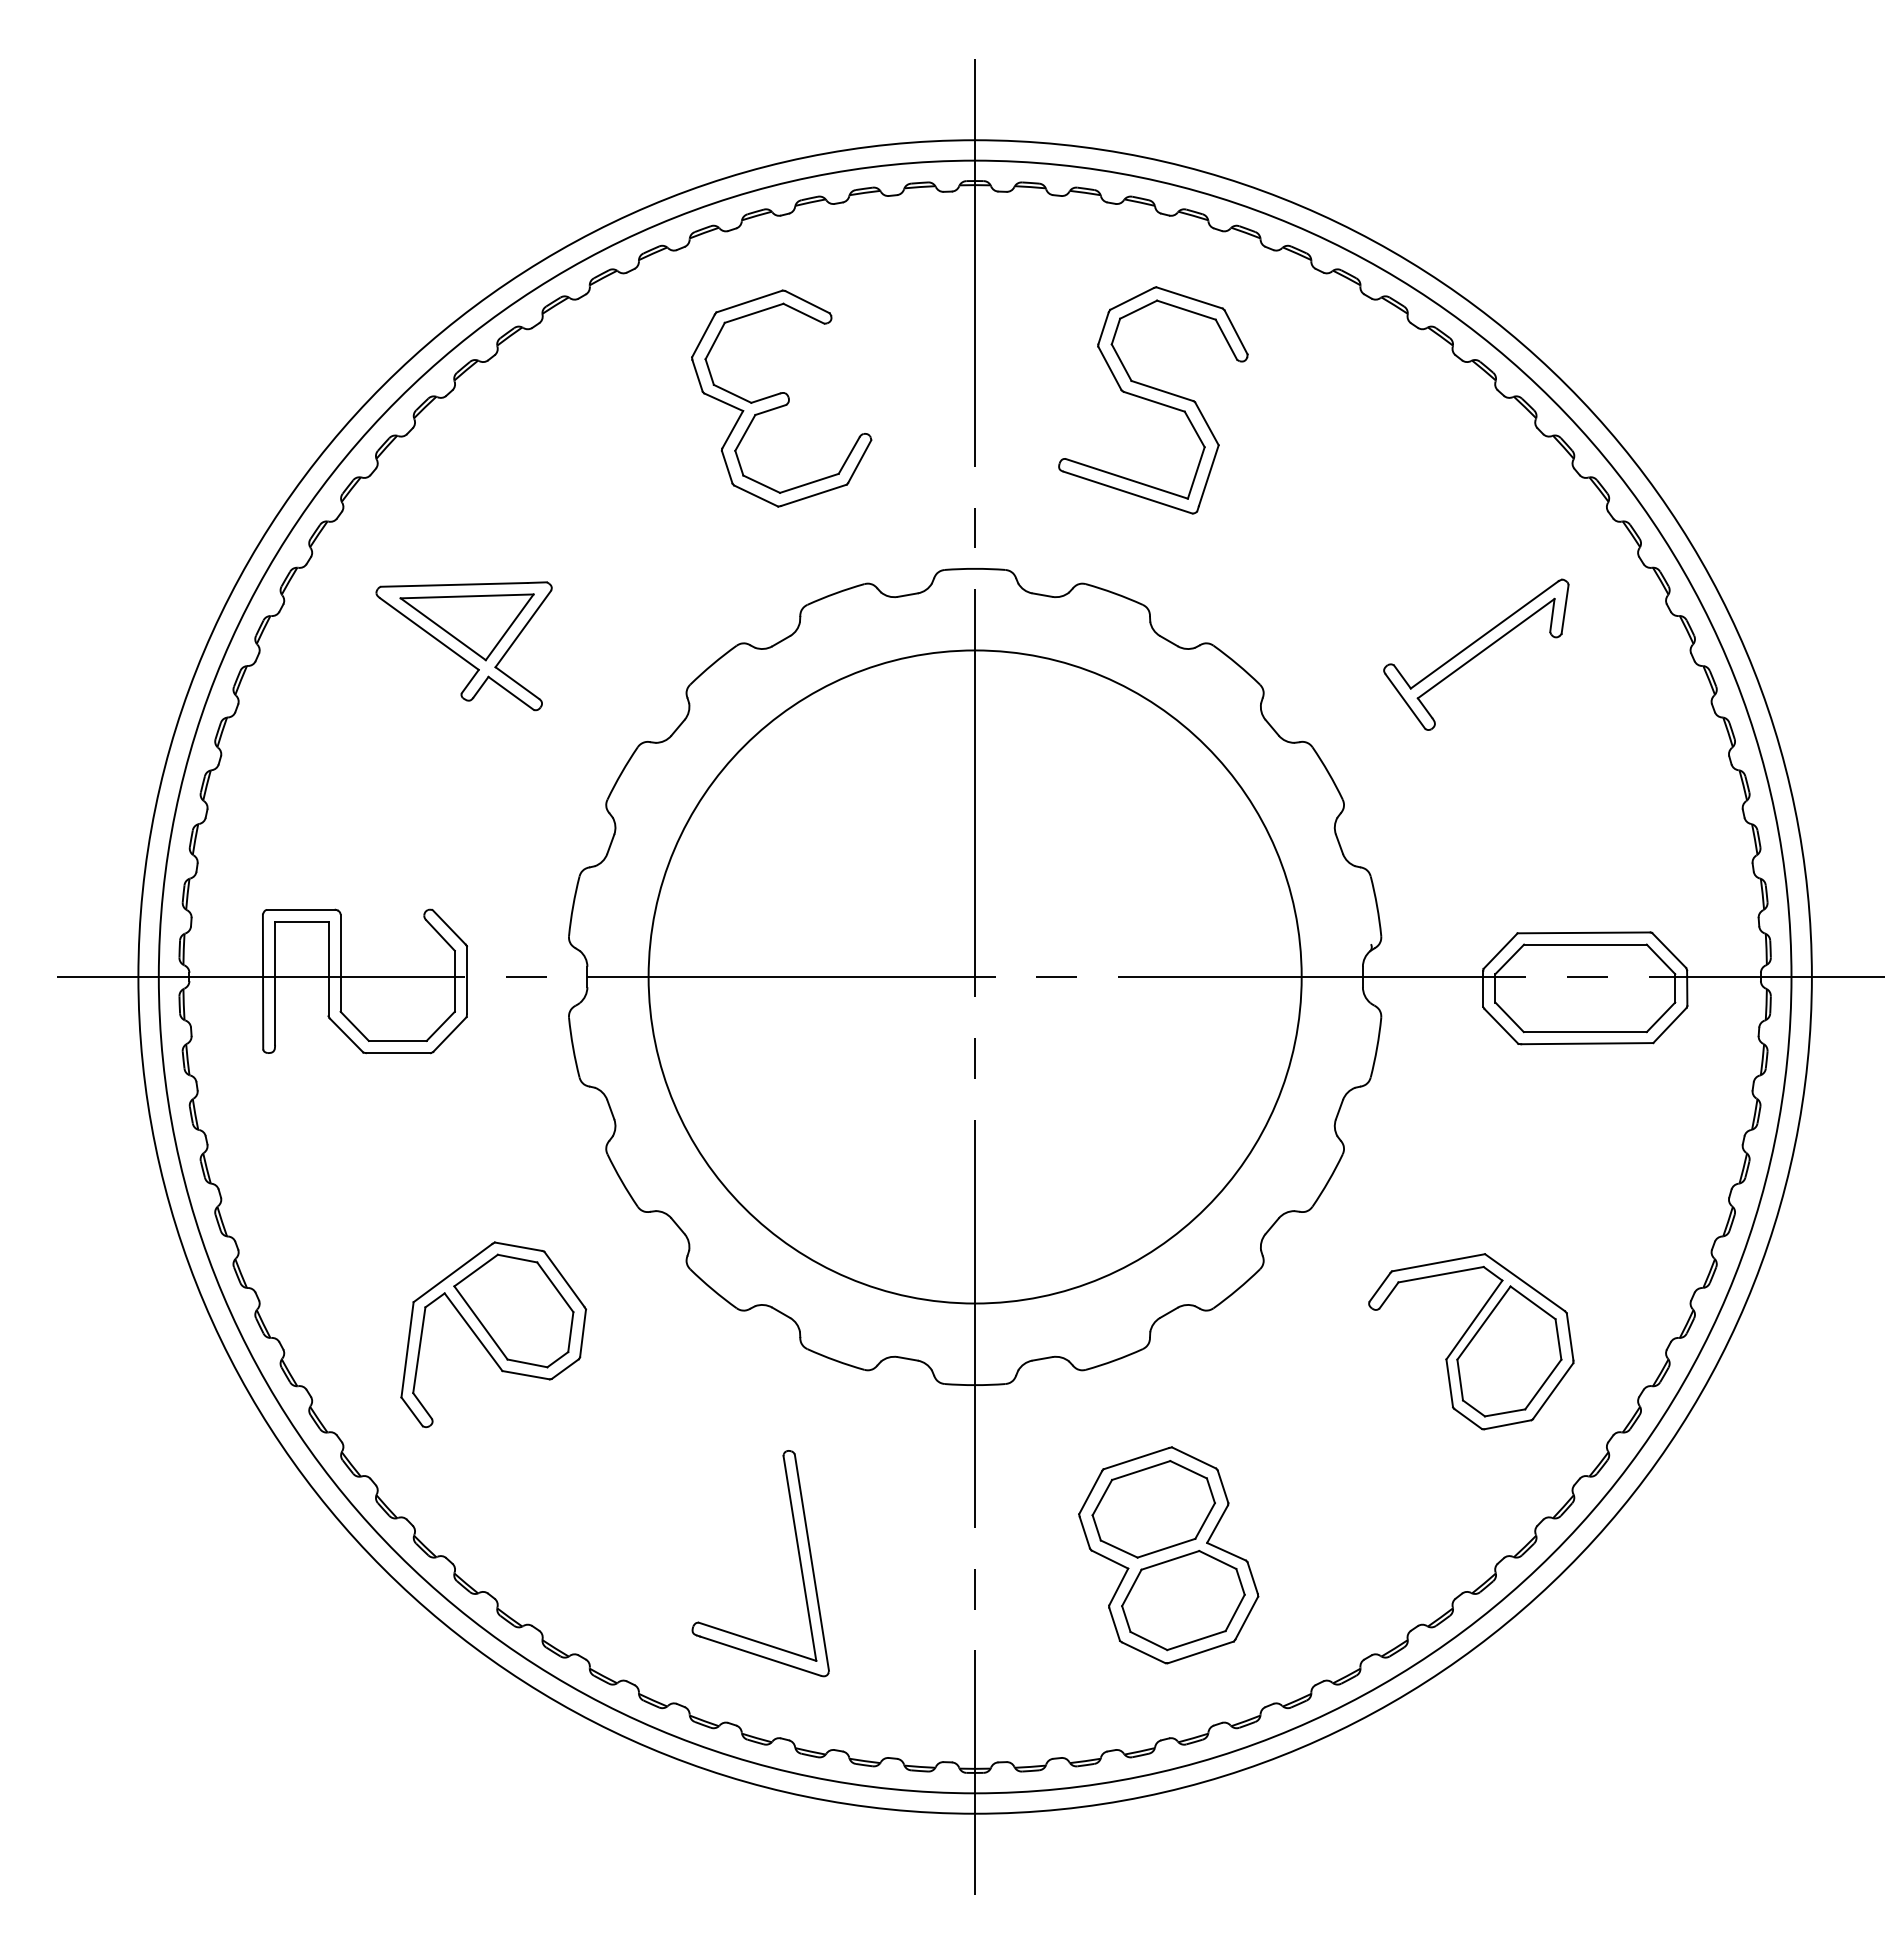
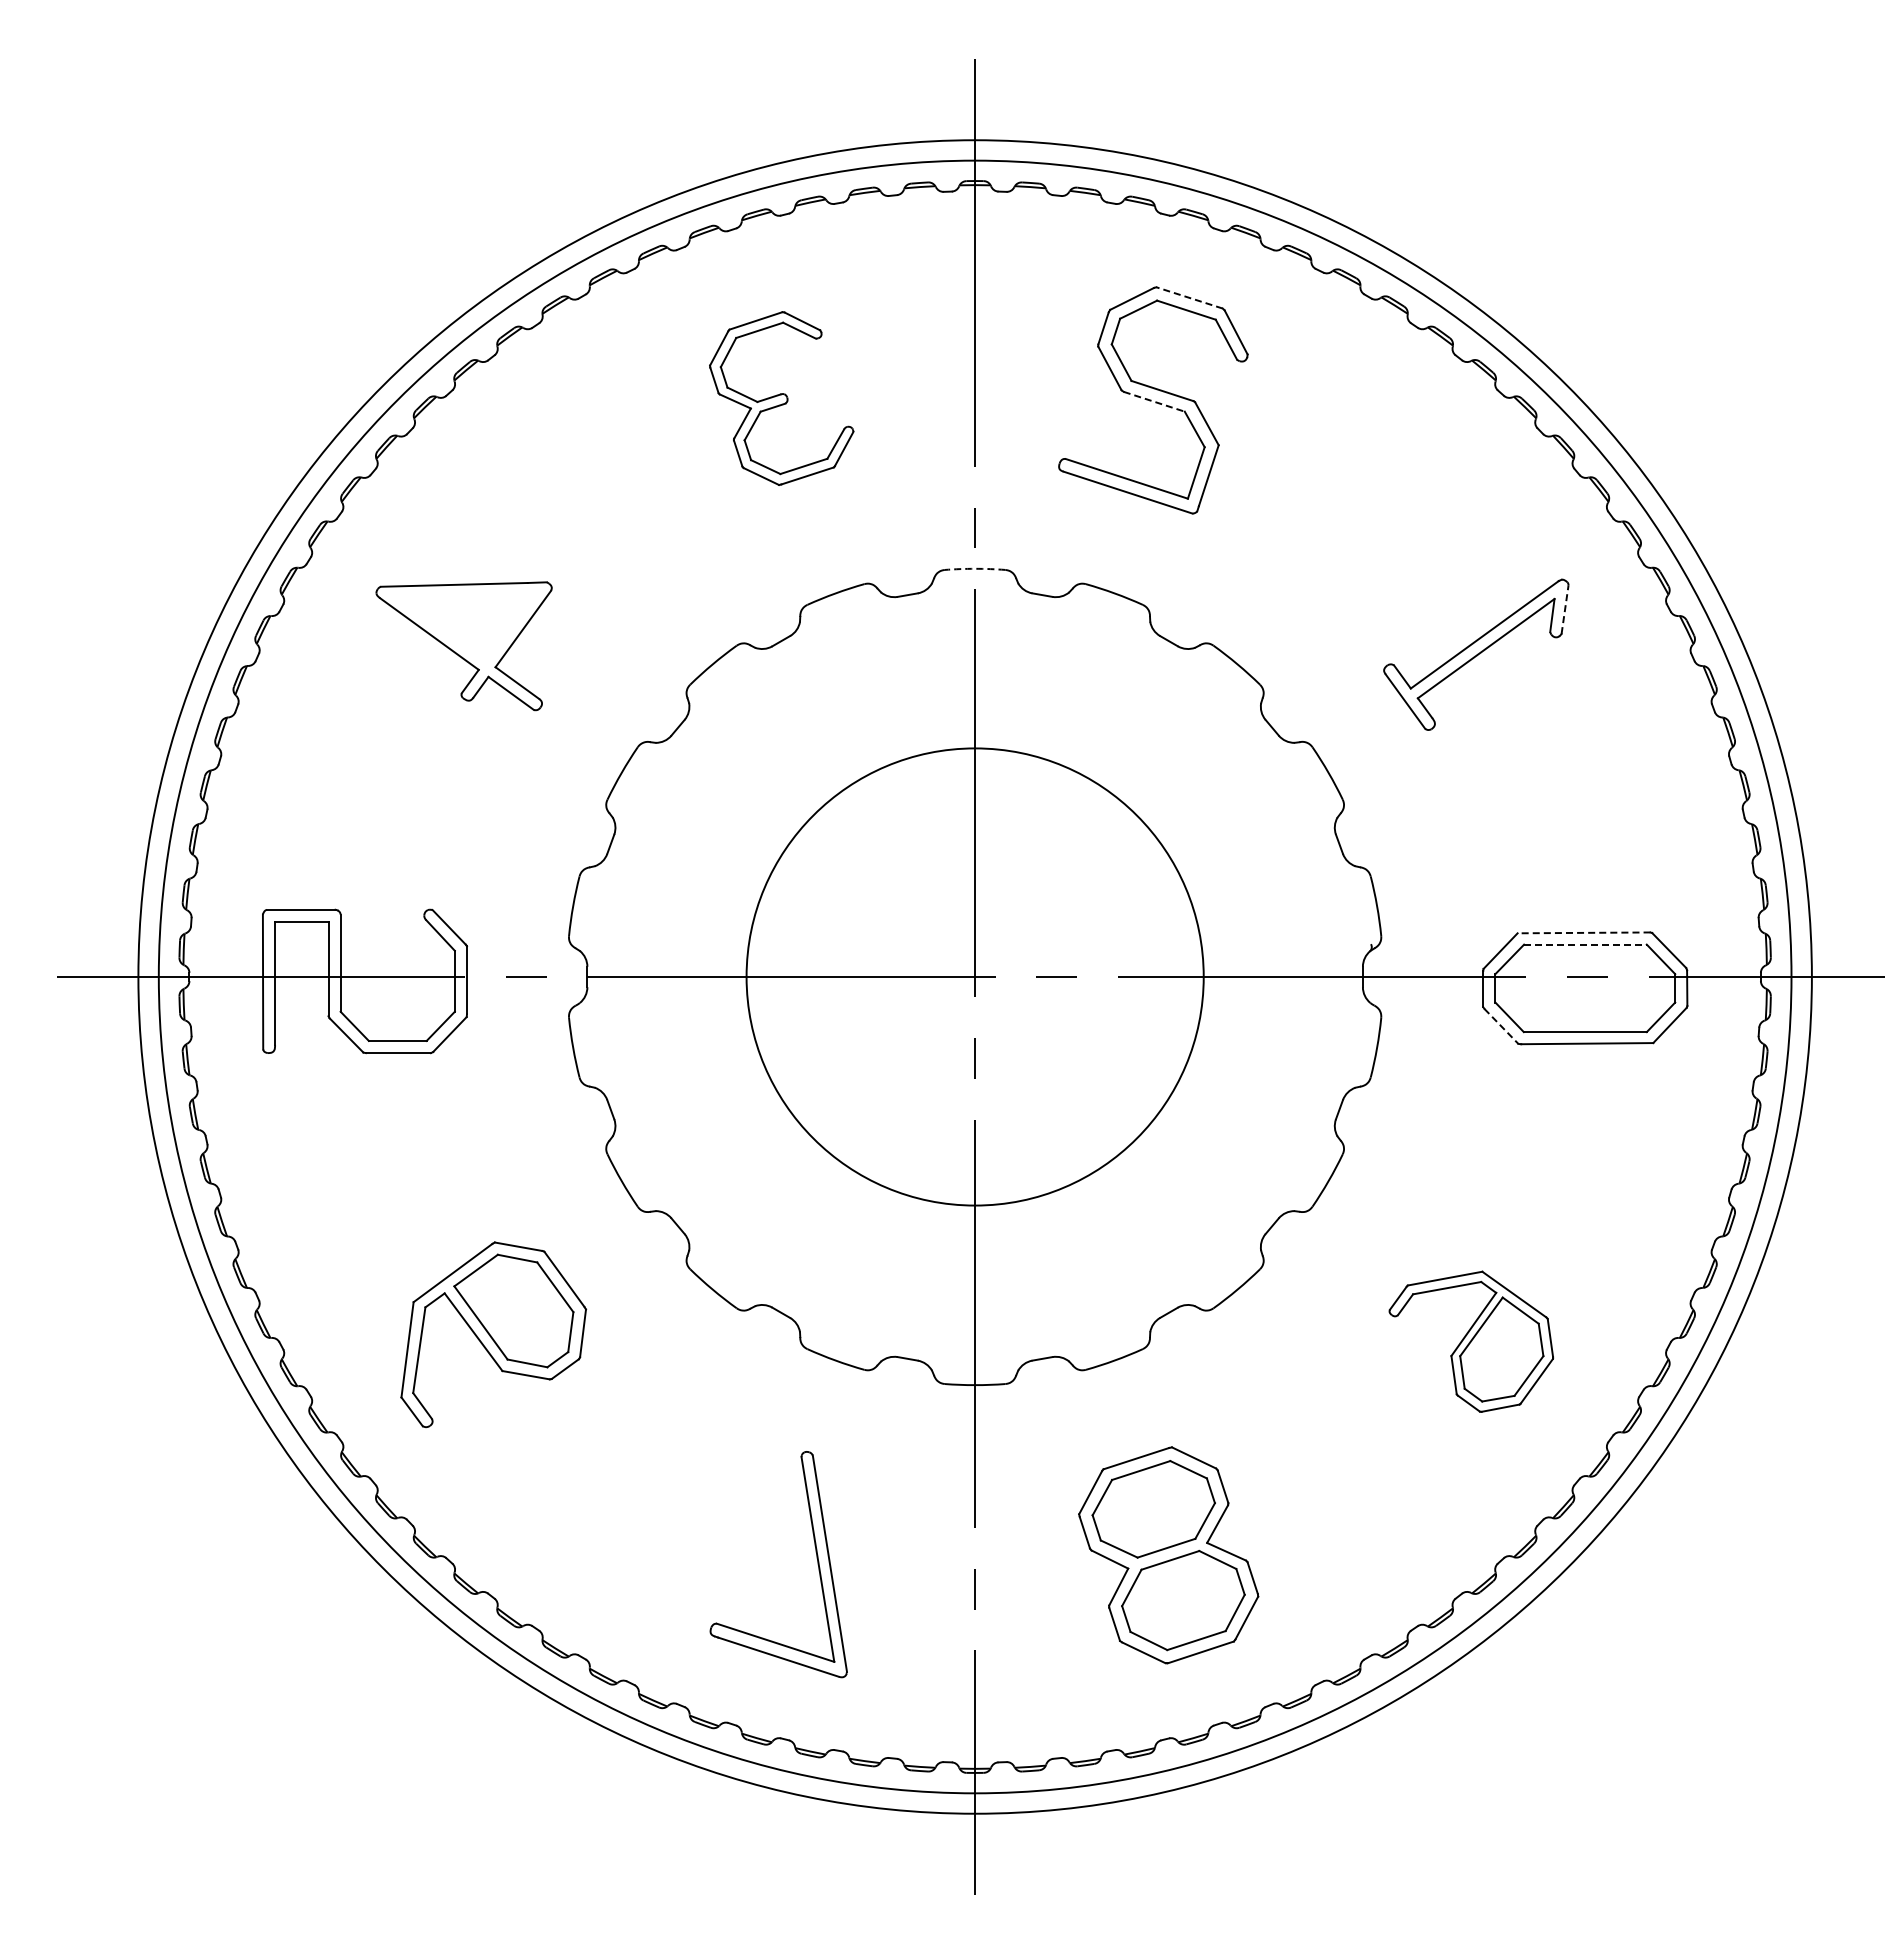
line: solid -> dashed (1189, 297)
part size: 182x219 px -> 146x175 px (781, 398)
line: solid -> dashed (1154, 401)
arc: solid -> dashed (975, 568)
line: solid -> dashed (1565, 609)
part: present -> none (466, 627)
line: solid -> dashed (1583, 932)
line: solid -> dashed (1585, 944)
circle diameter: 653 px -> 457 px (974, 976)
line: solid -> dashed (1501, 1026)
part size: 207x178 px -> 166x143 px (1470, 1341)
part position: (798, 1557) -> (816, 1558) (816, 1558)
